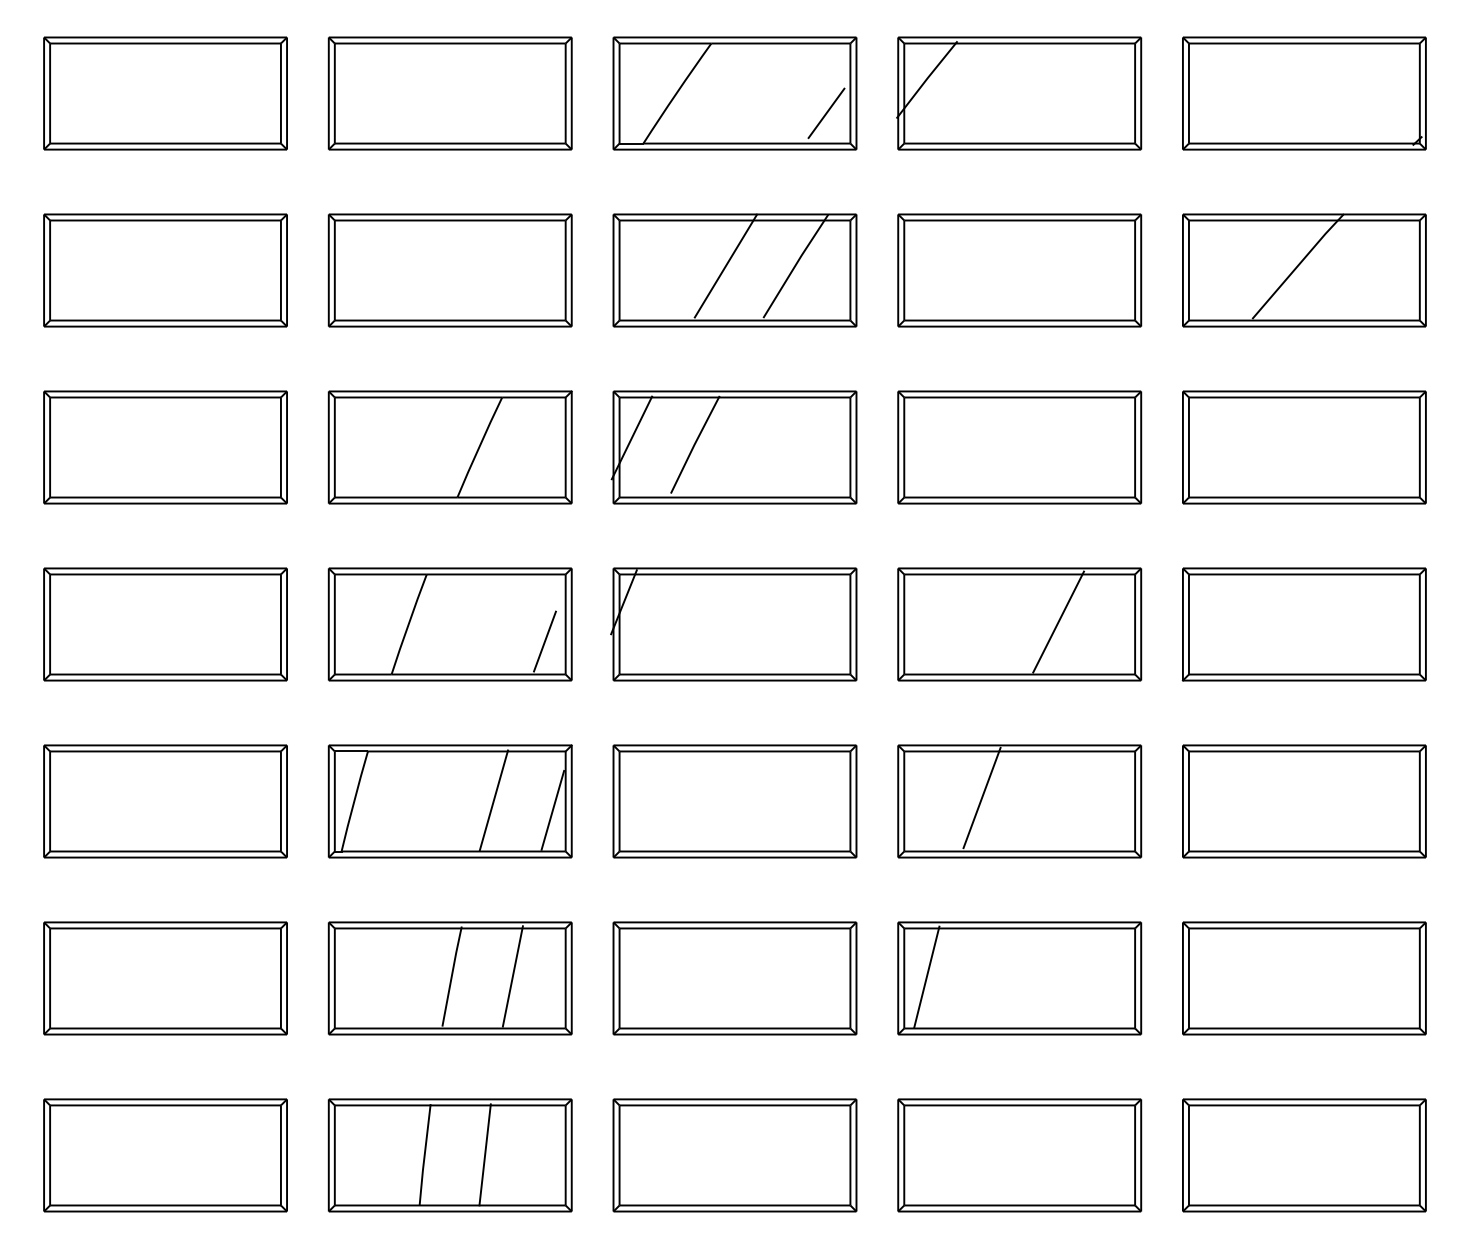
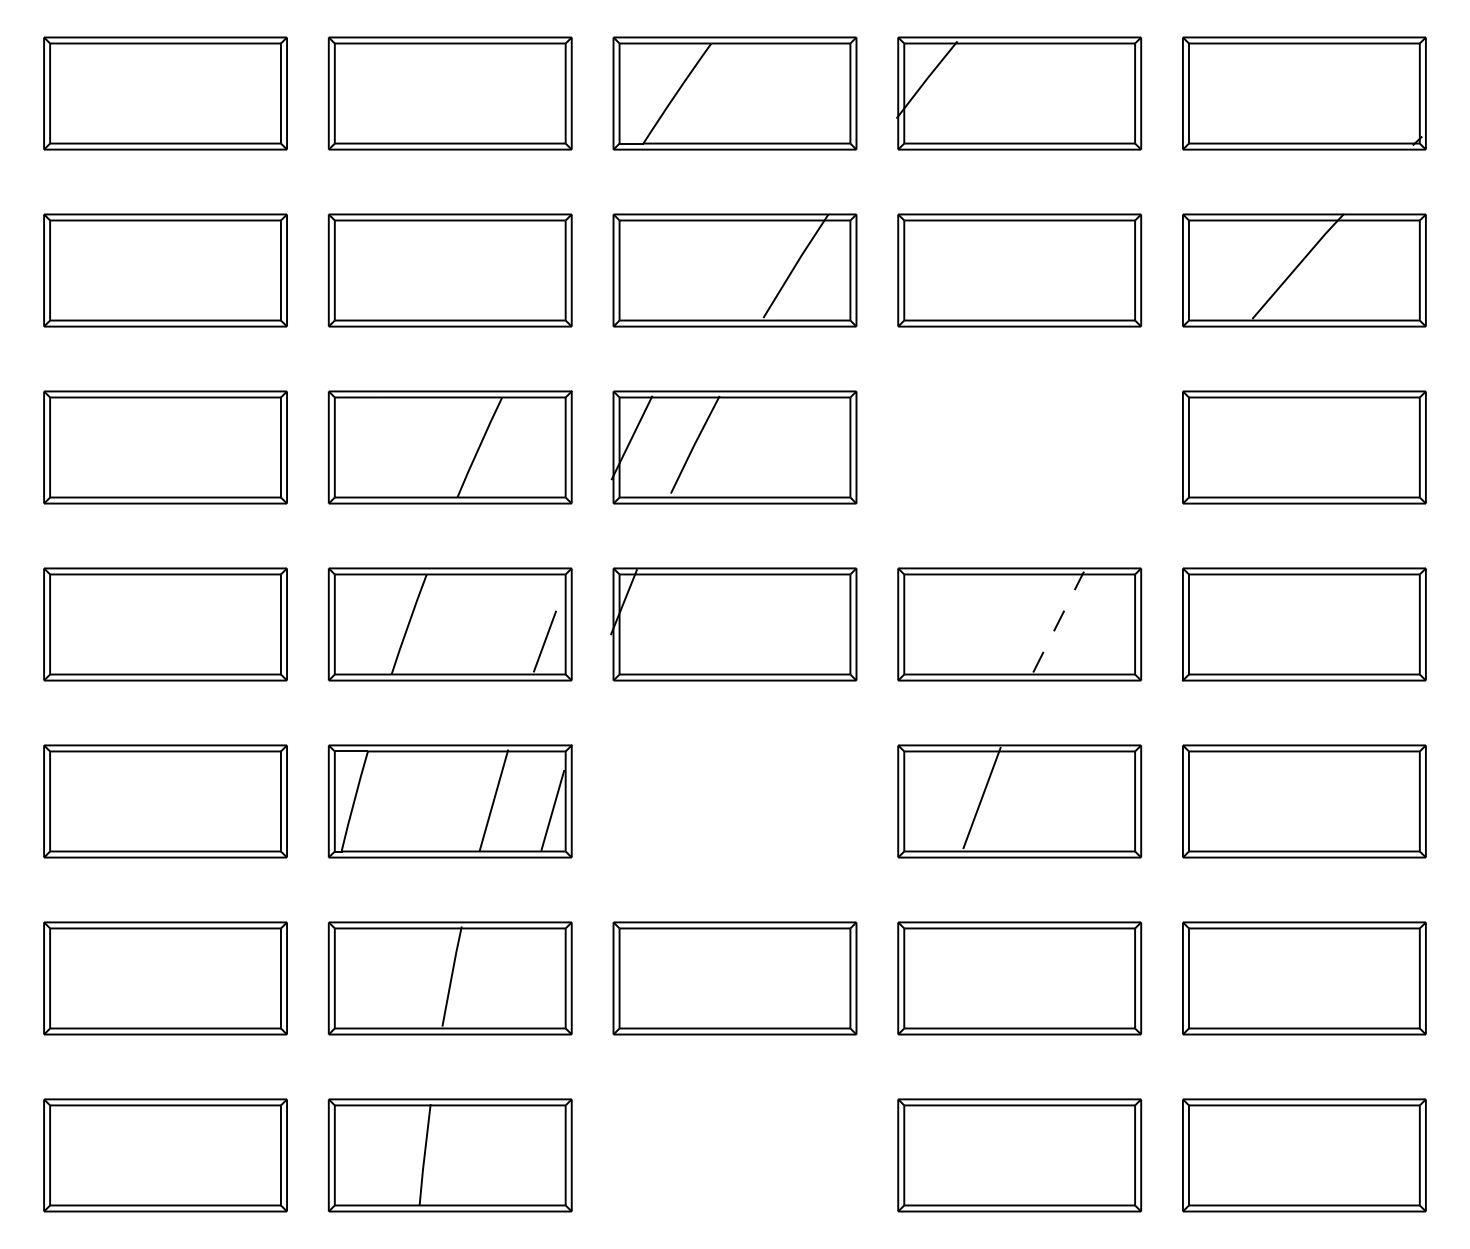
line: present -> none (826, 113)
line: present -> none (725, 265)
part: present -> none (1019, 447)
line: solid -> dashed (1058, 621)
part: present -> none (734, 801)
line: present -> none (512, 976)
line: present -> none (926, 976)
line: present -> none (484, 1154)
part: present -> none (734, 1155)
